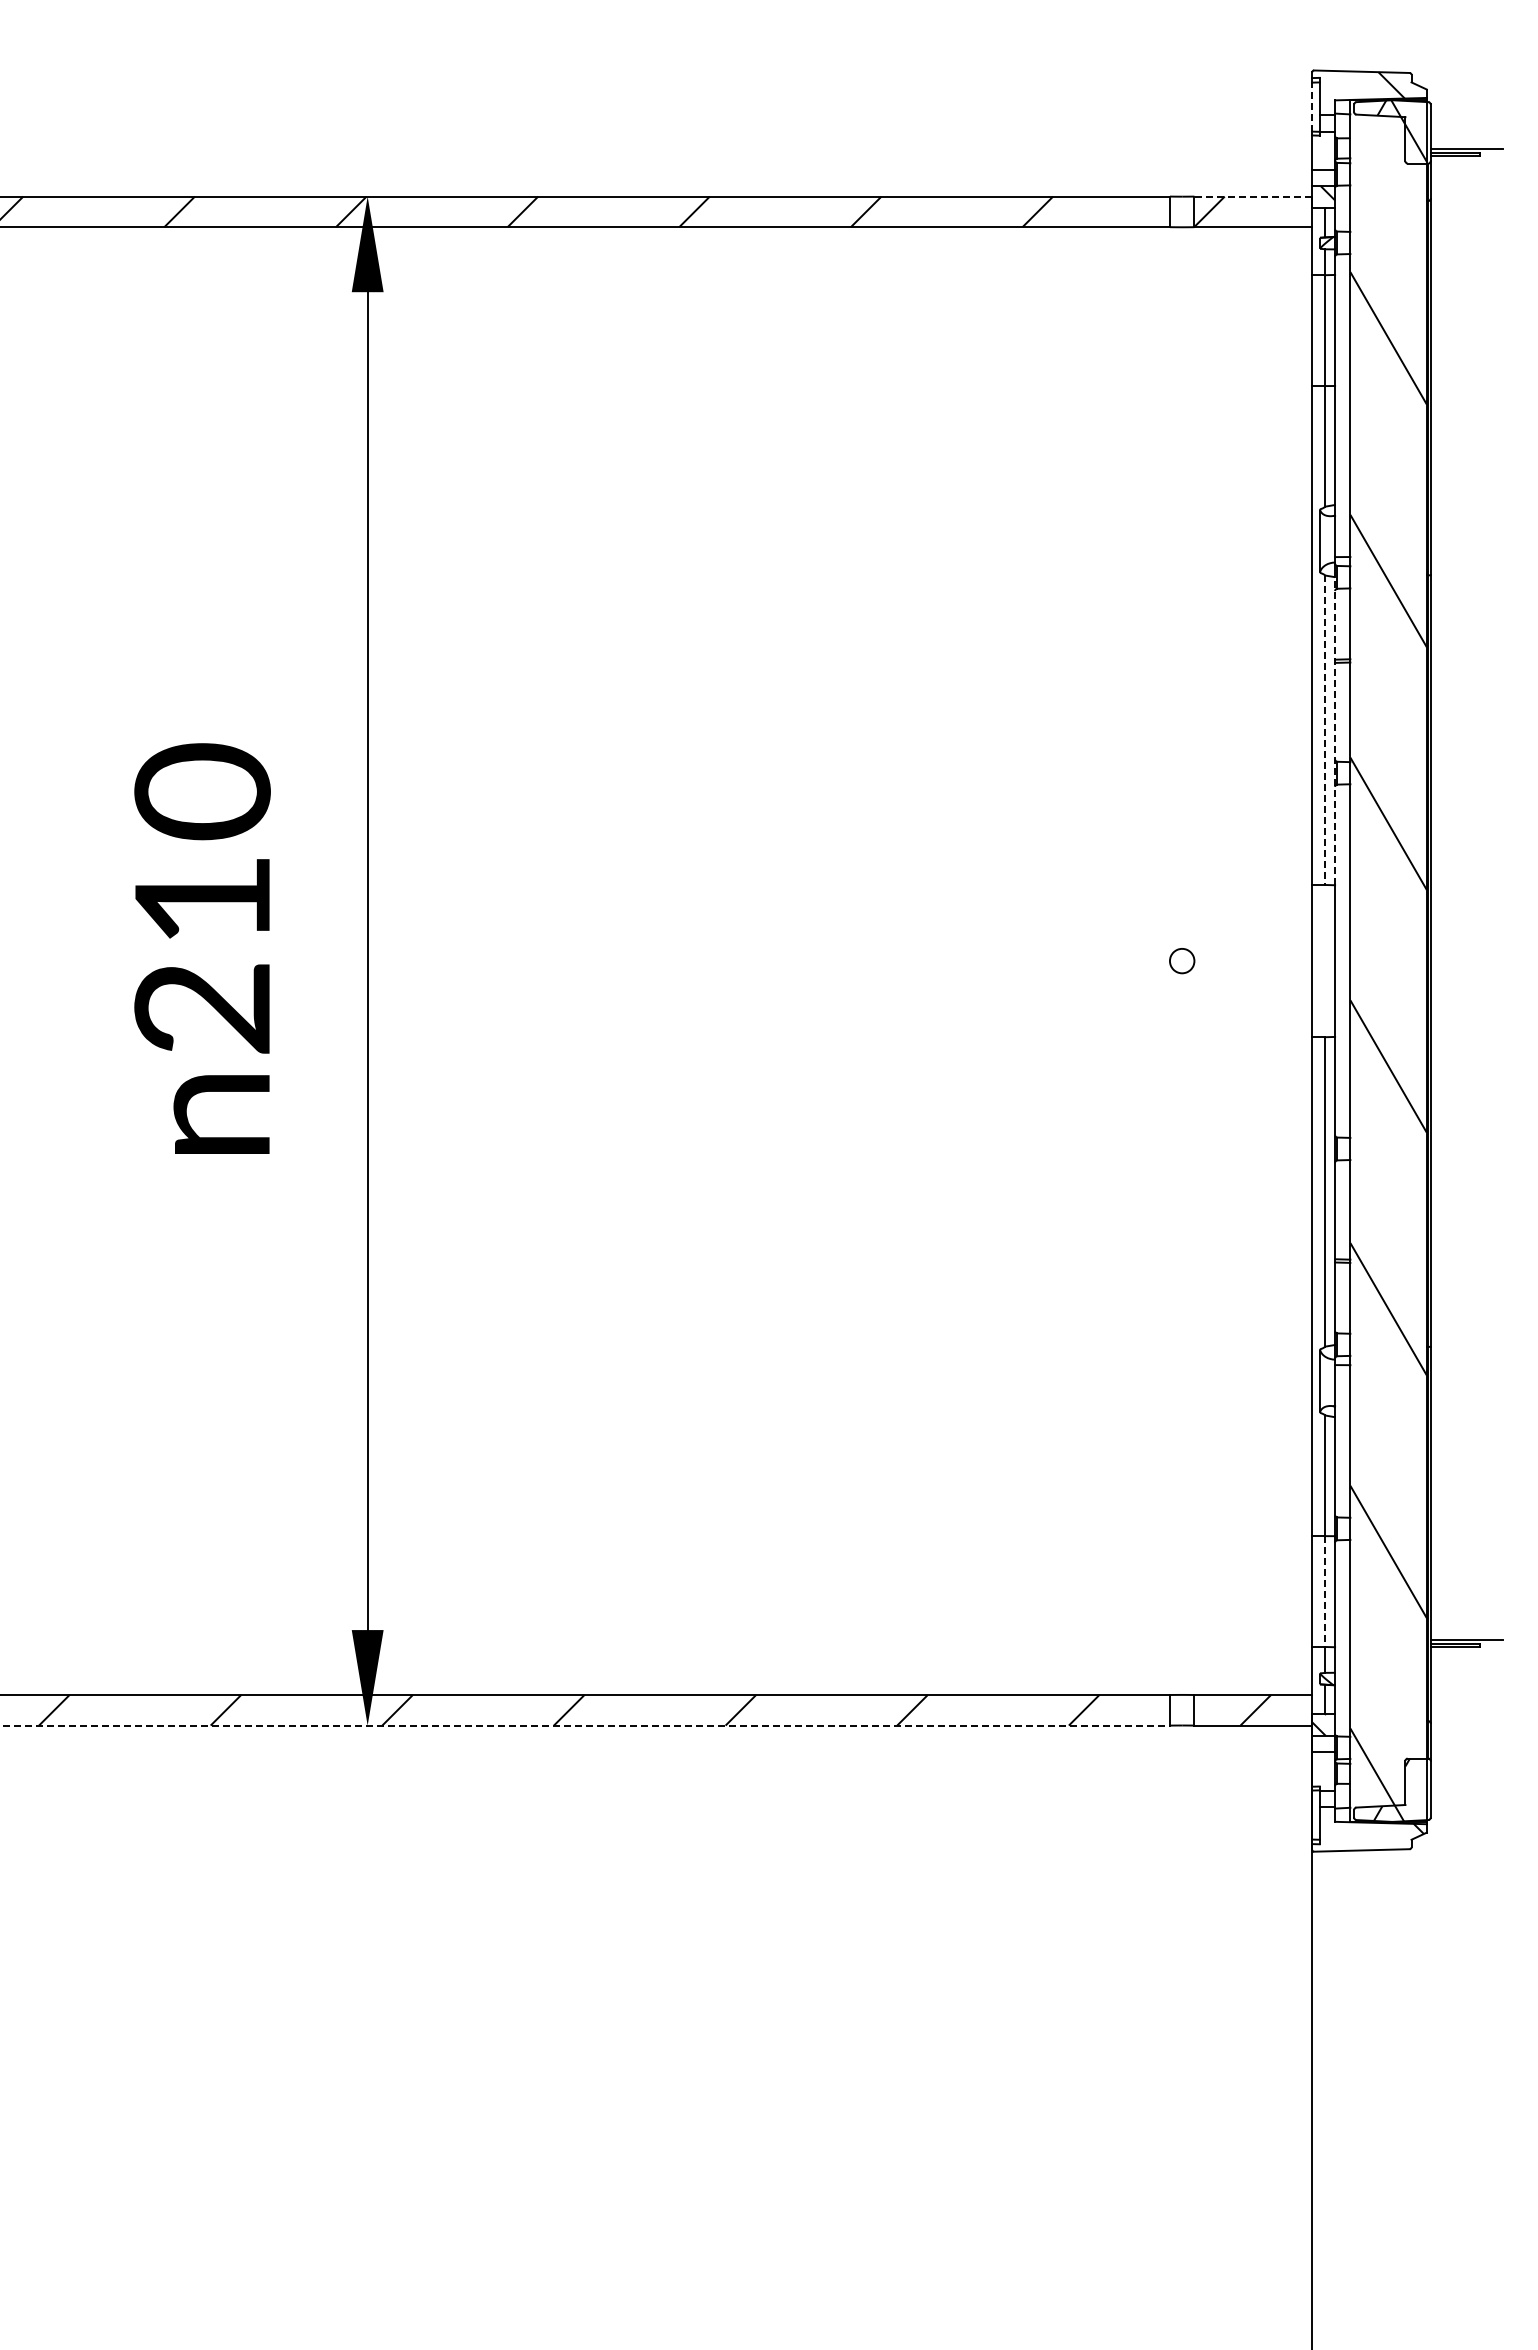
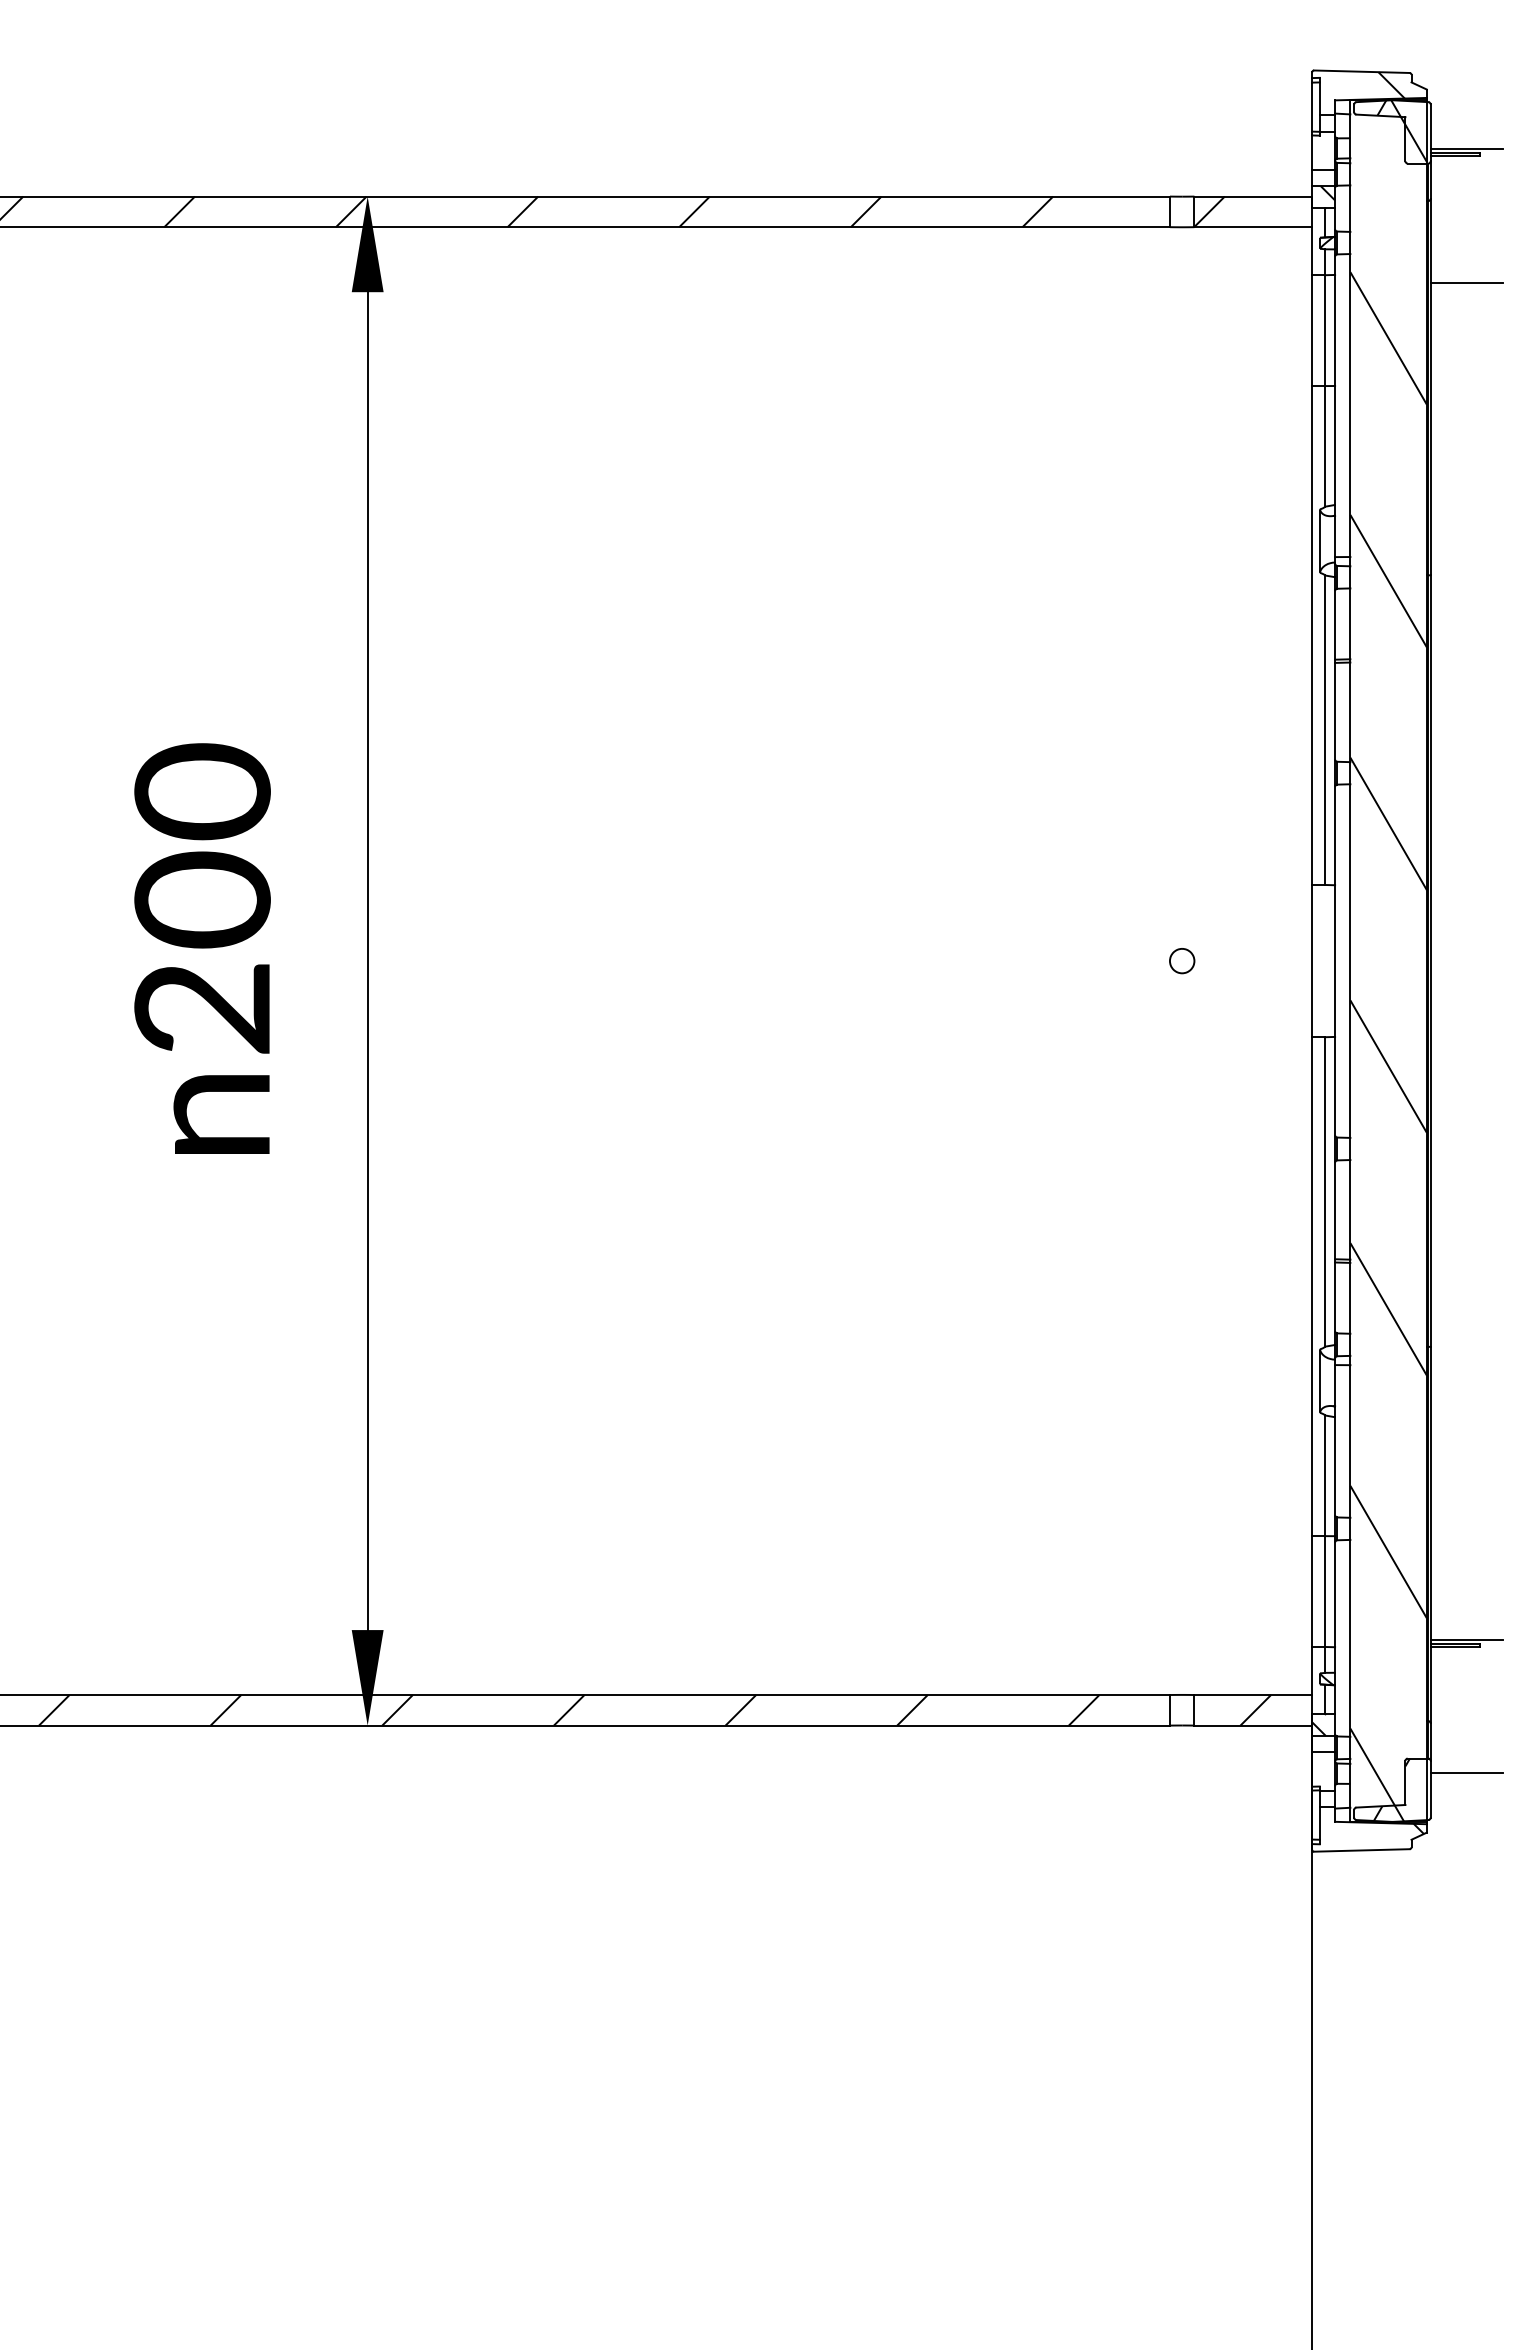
line: dashed -> solid (1312, 106)
line: dashed -> solid (1253, 196)
line: none -> present (1466, 282)
line: dashed -> solid (1324, 730)
line: dashed -> solid (1335, 730)
text: 210 -> 200 (202, 899)
line: dashed -> solid (1324, 1592)
line: dashed -> solid (585, 1725)
line: none -> present (1466, 1773)
